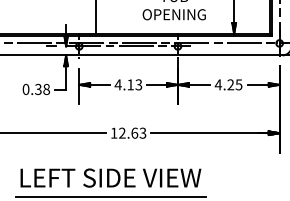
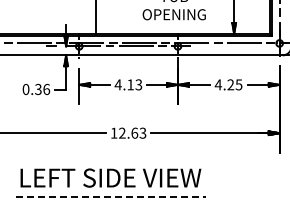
text: 0.38 -> 0.36 (46, 89)
line: solid -> dashed (110, 197)
